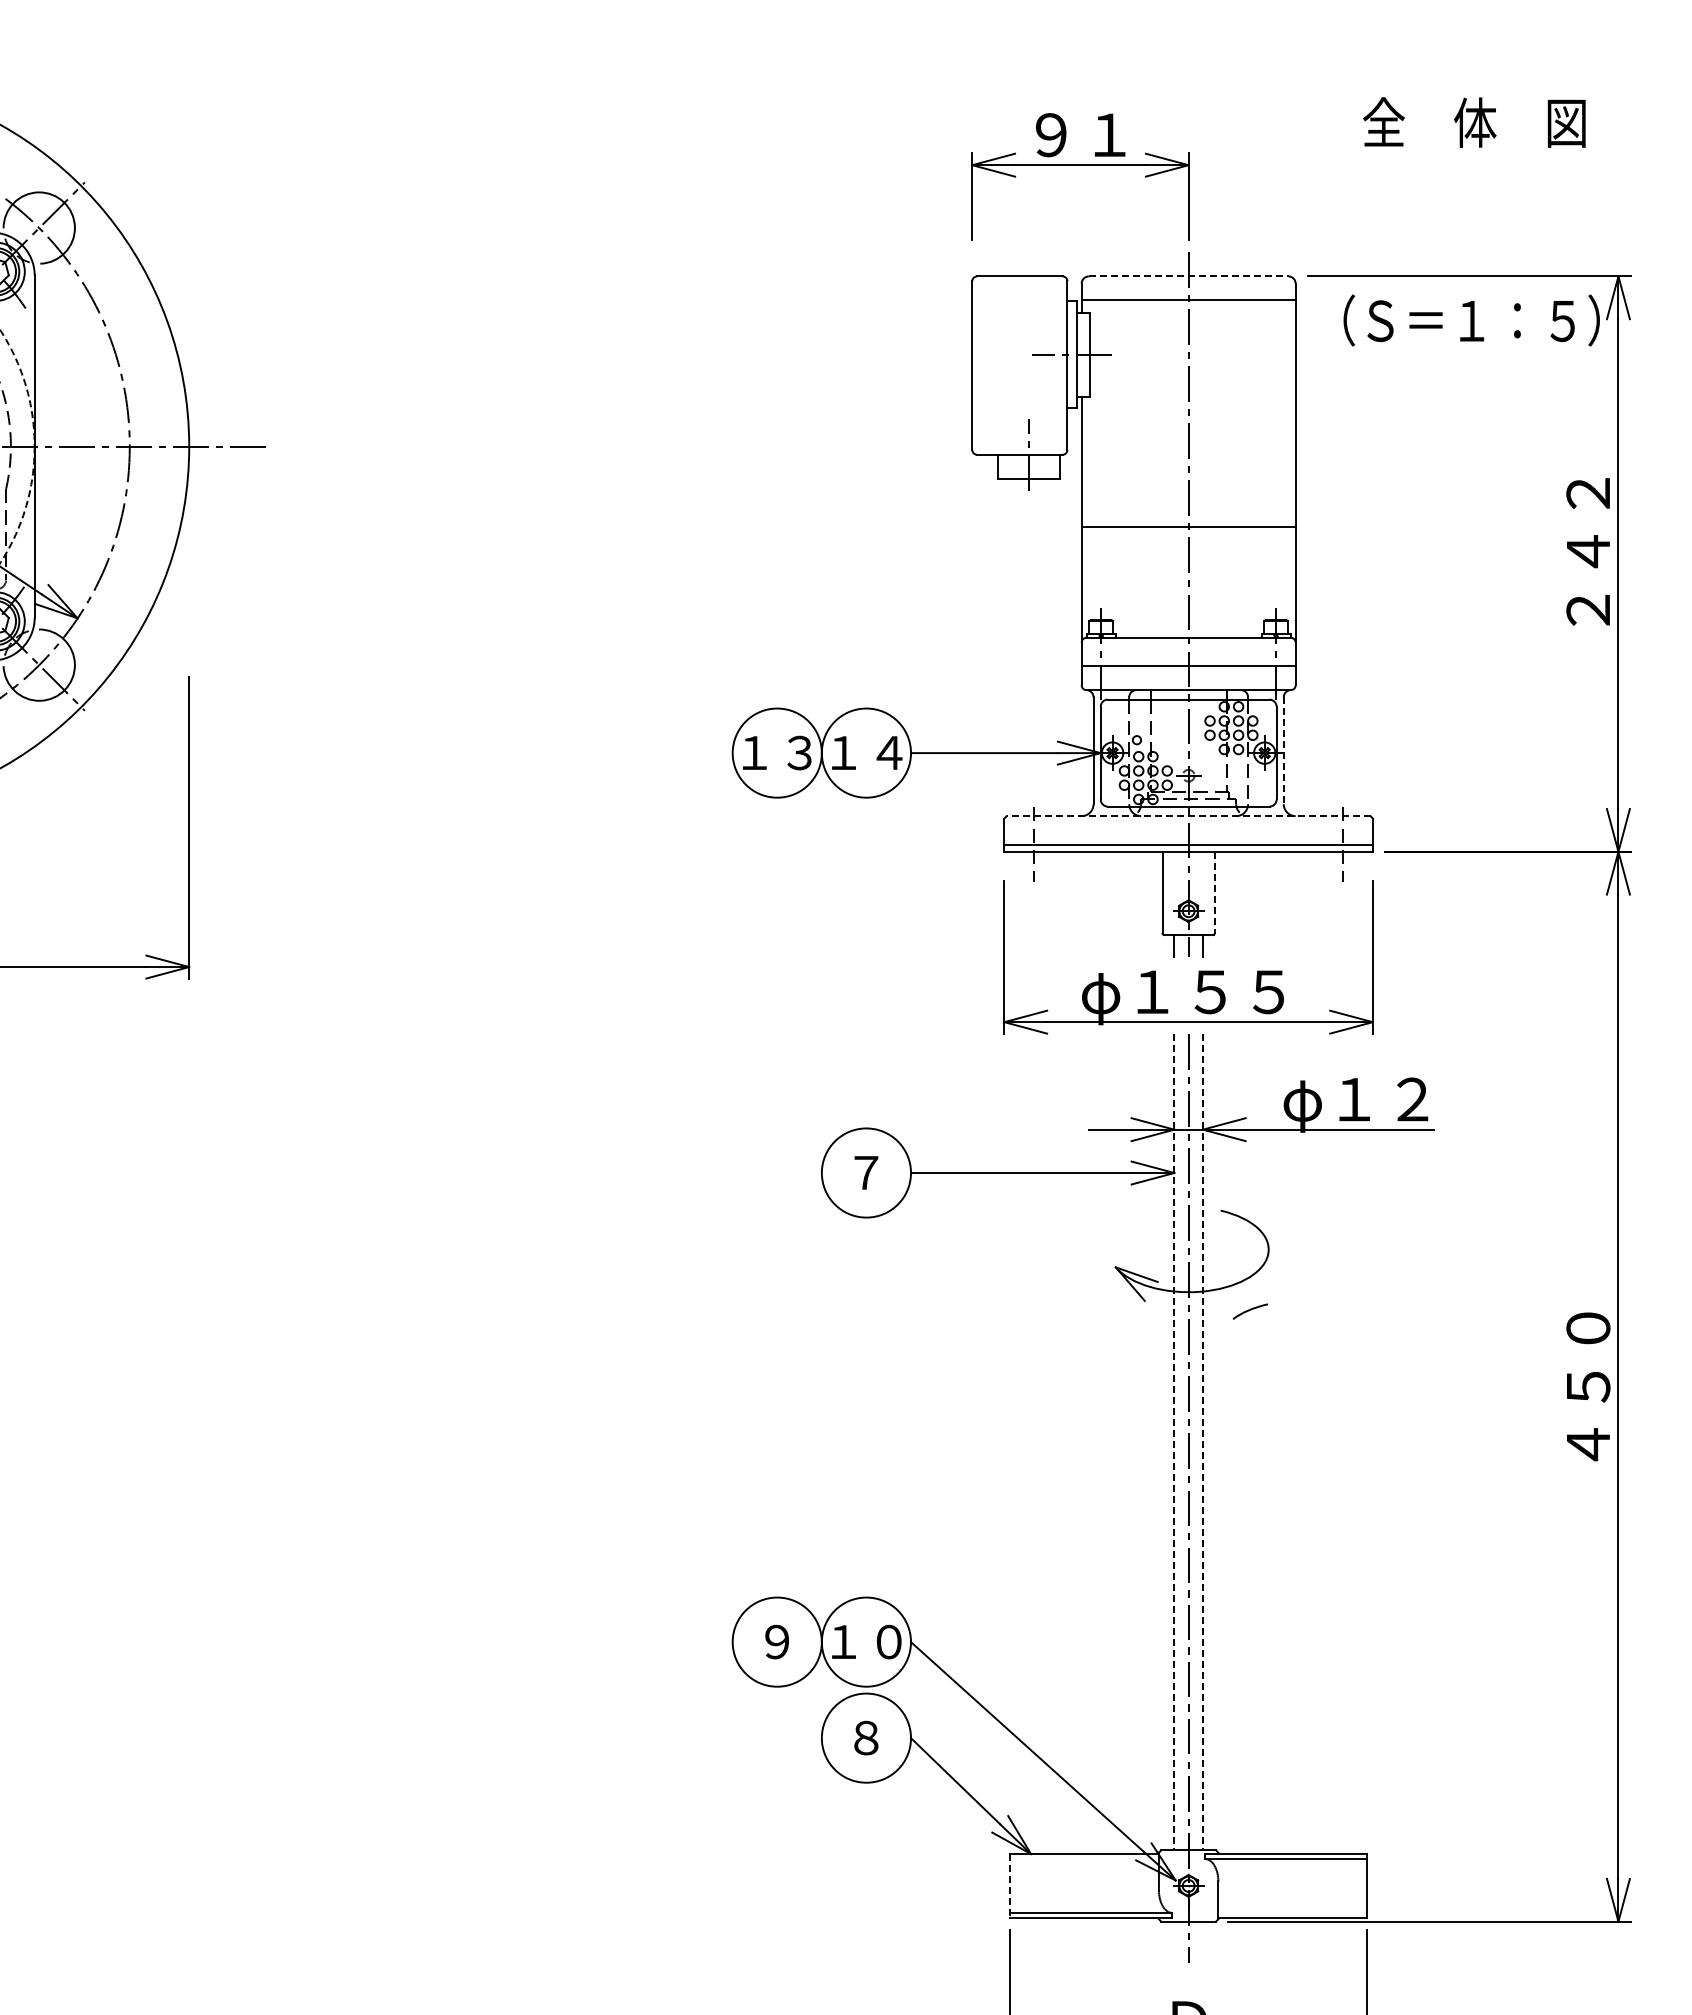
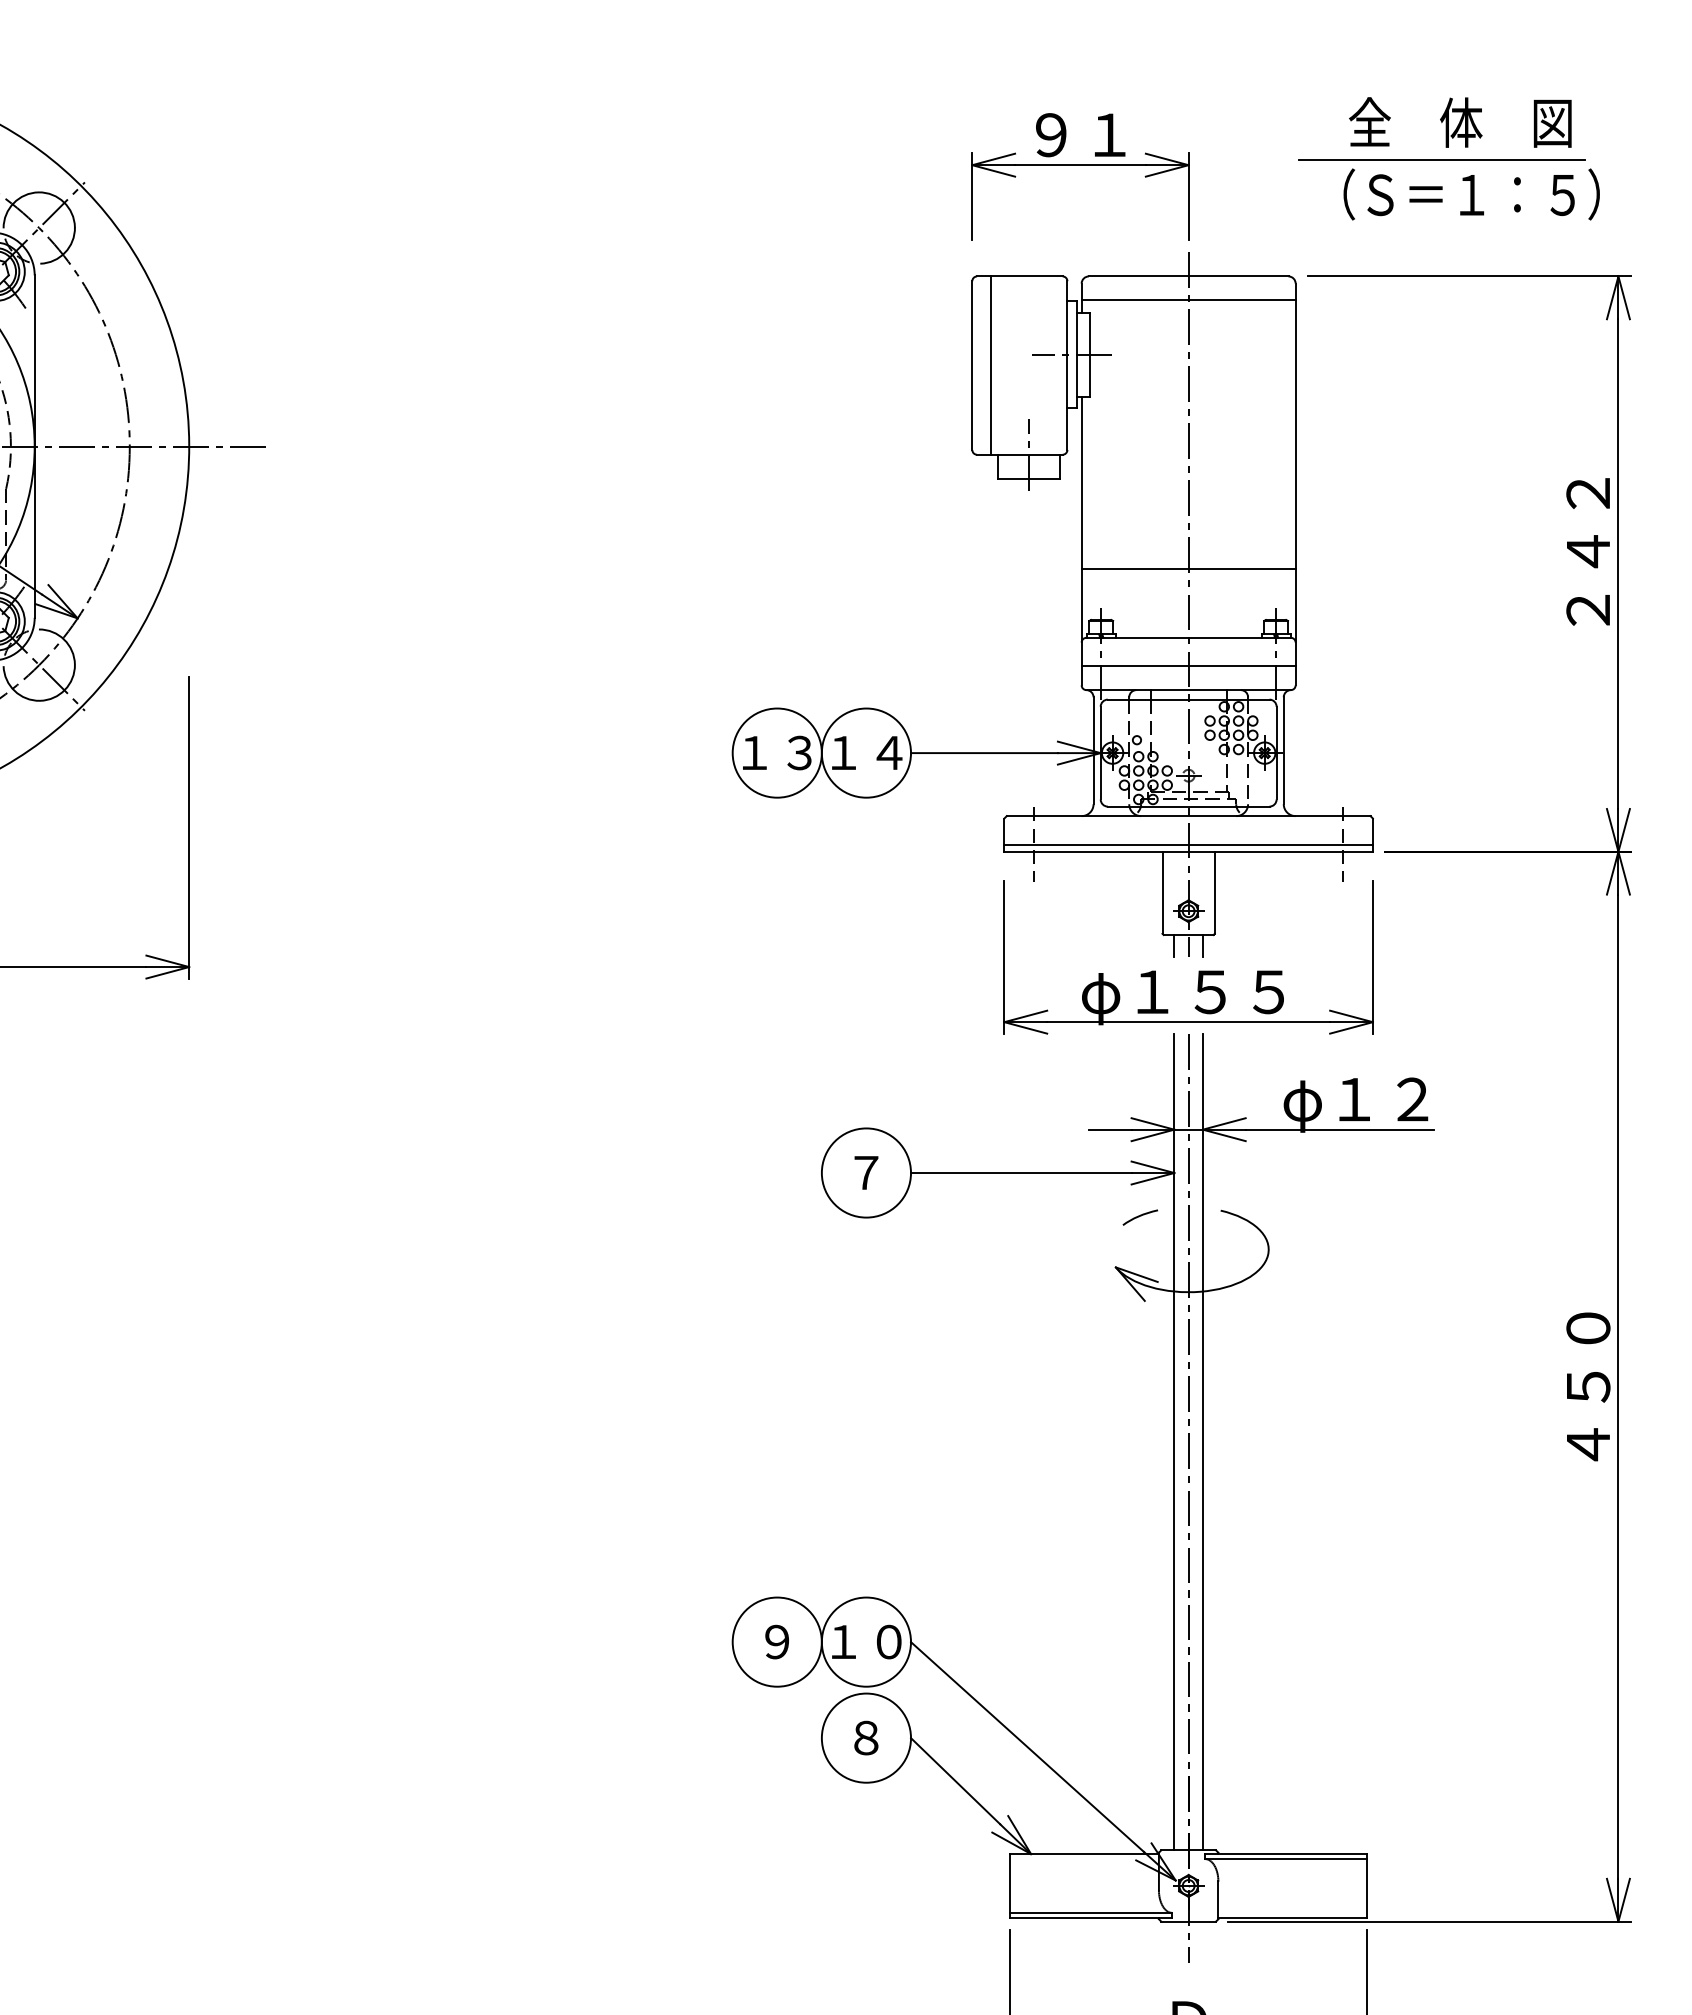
text position: (1474, 122) -> (1460, 122) (1460, 122)
line: none -> present (1441, 159)
line: dashed -> solid (1188, 276)
text position: (1471, 320) -> (1471, 194) (1471, 194)
line: none -> present (991, 365)
circle: dashed -> solid (17, 446)
line position: (1188, 526) -> (1188, 568) (1188, 568)
line: dashed -> solid (1283, 751)
line: dashed -> solid (1188, 816)
line: dashed -> solid (1214, 893)
curve position: (1249, 1311) -> (1139, 1217) (1139, 1217)
line: dashed -> solid (1174, 1442)
line: dashed -> solid (1202, 1442)
line: dashed -> solid (1010, 1885)
